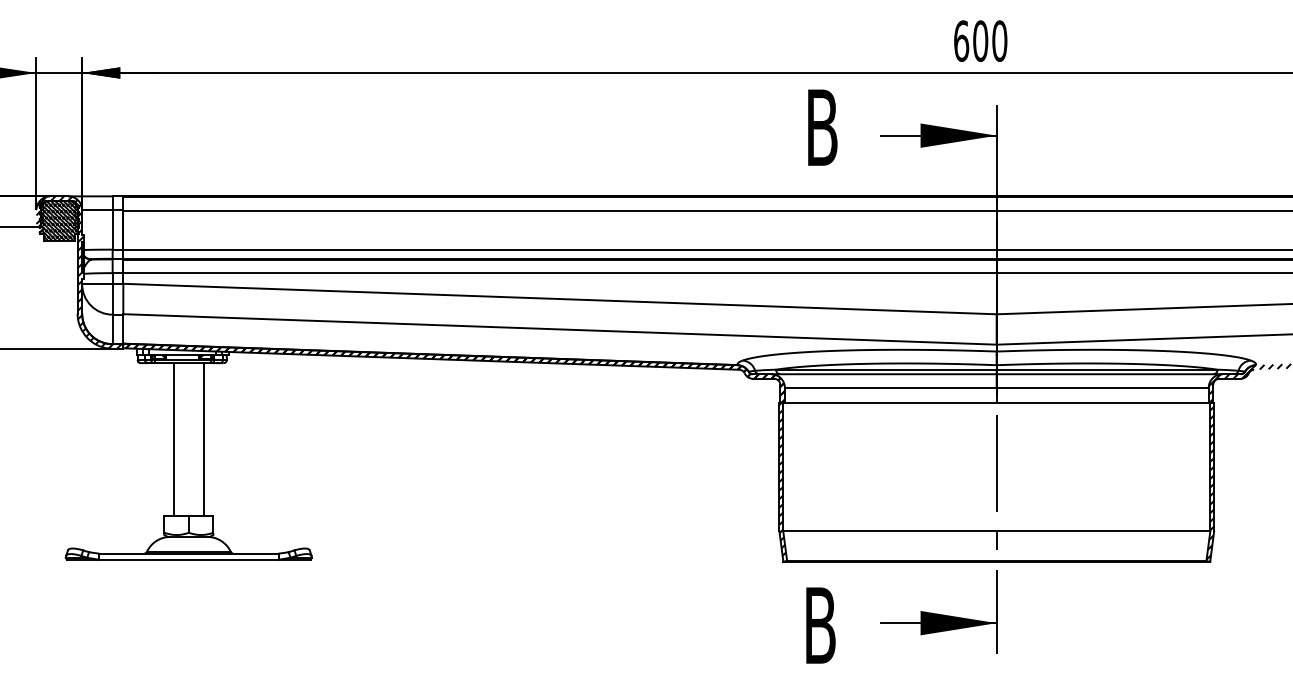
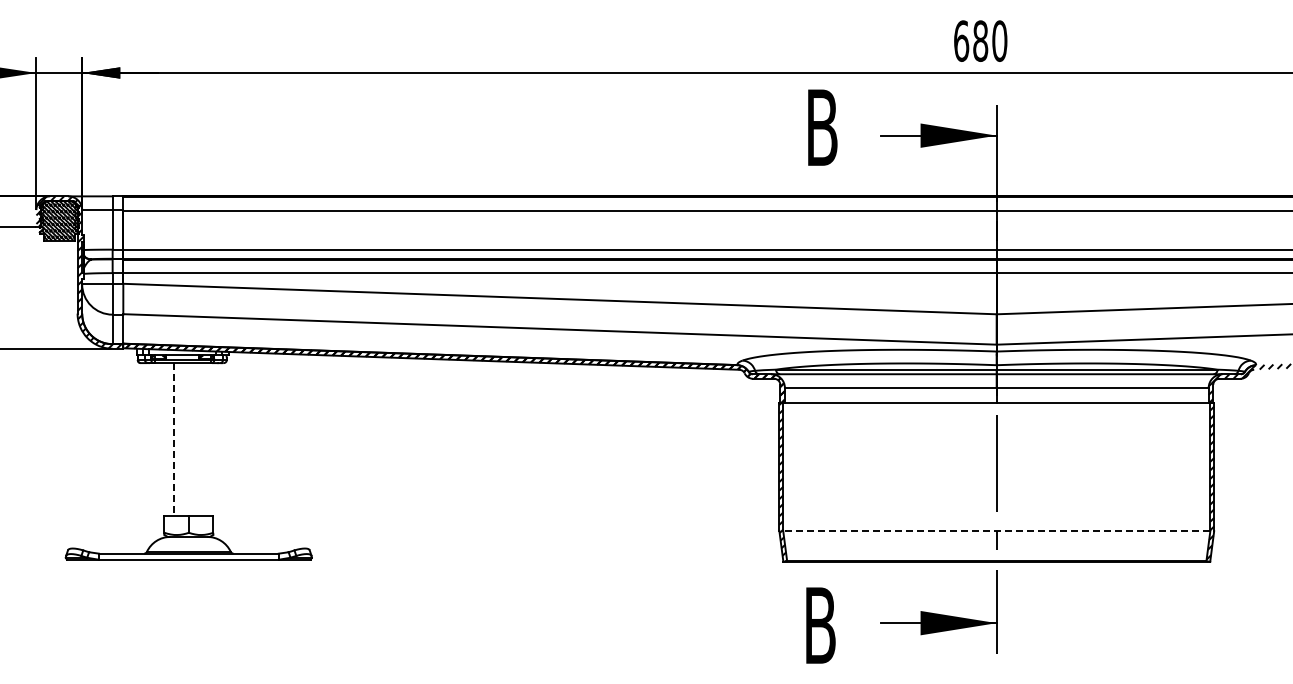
text: 600 -> 680 (980, 40)
line: solid -> dashed (173, 439)
line: present -> none (204, 439)
line: solid -> dashed (996, 531)
